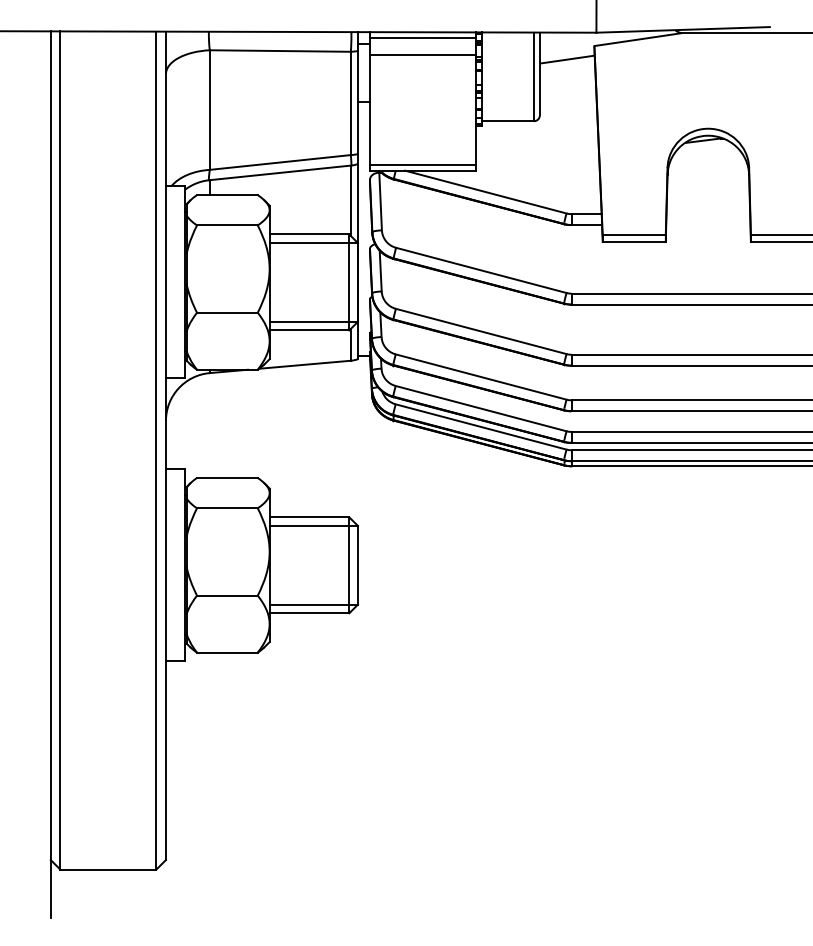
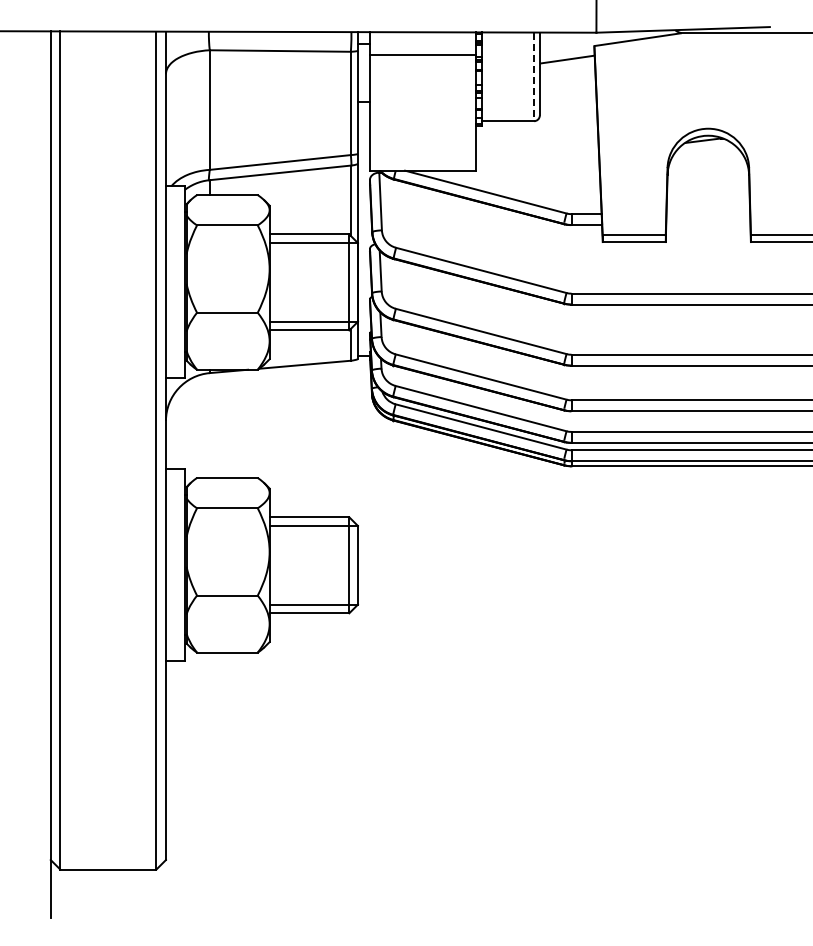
line: present -> none (422, 38)
line: solid -> dashed (534, 77)
line: present -> none (422, 165)
